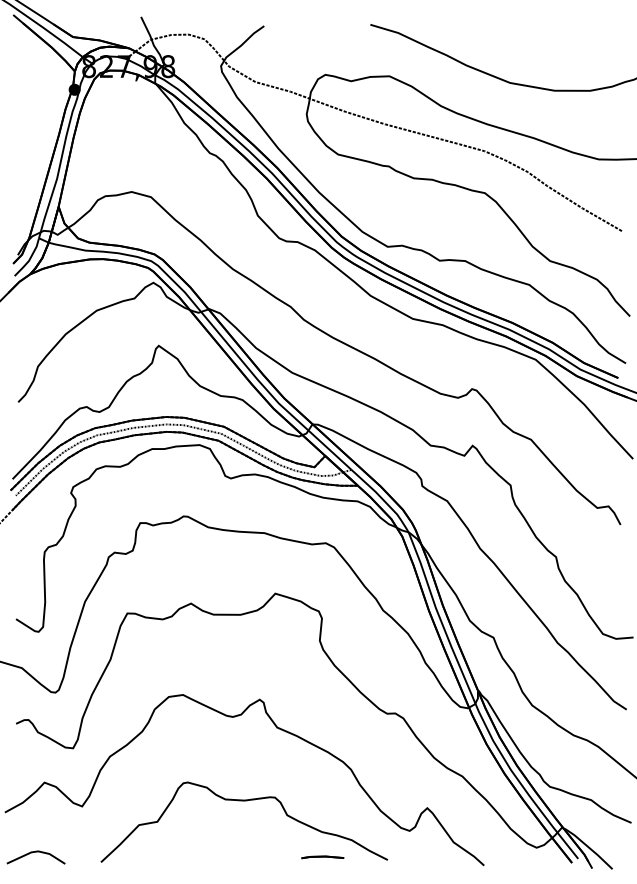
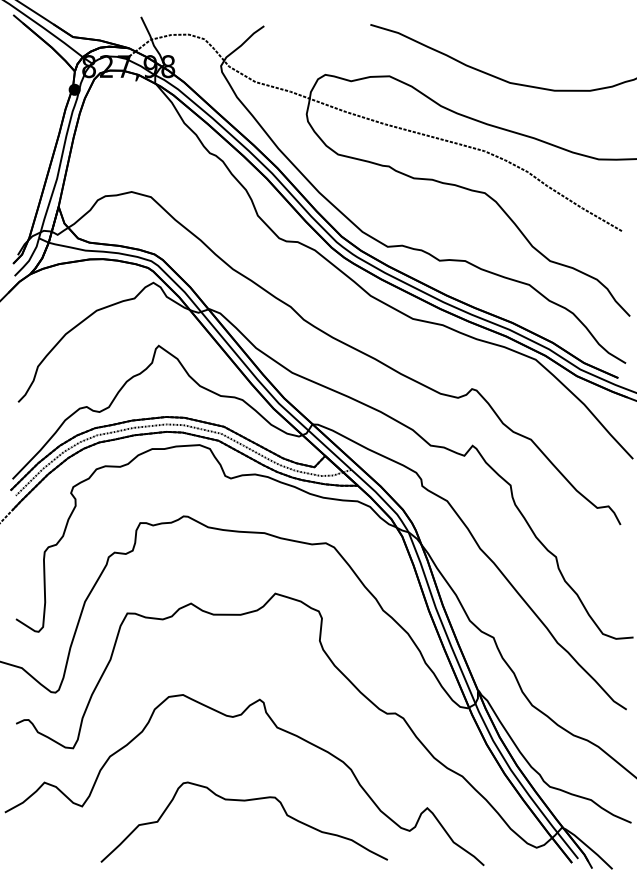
line: present -> none (35, 852)
part: present -> none (322, 857)
